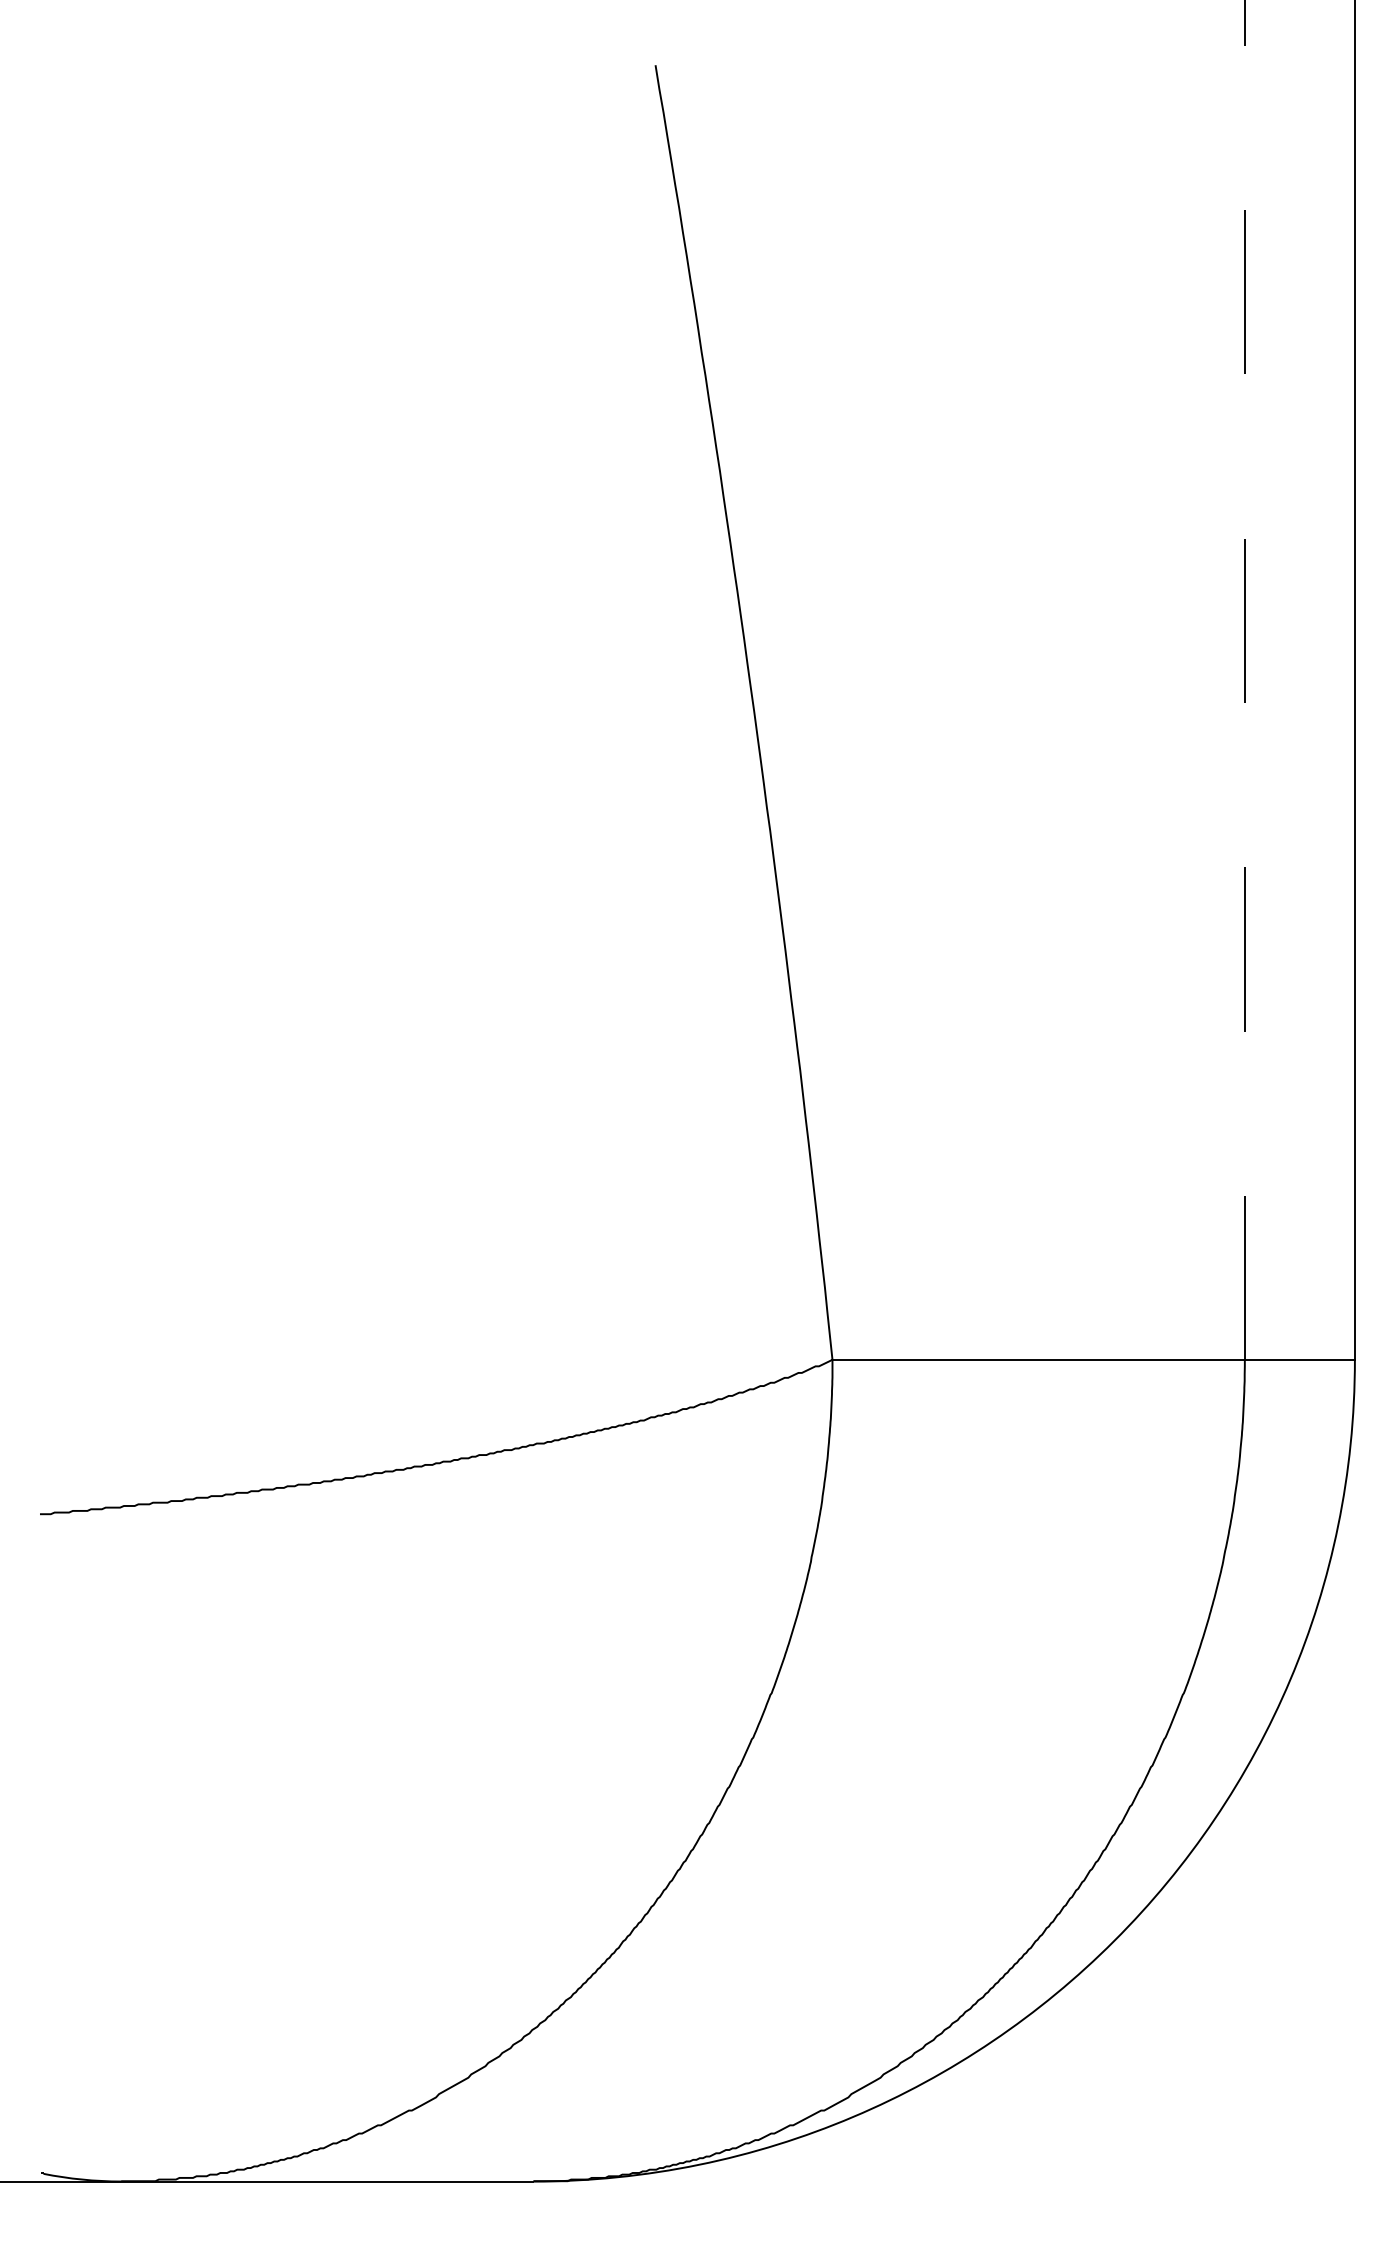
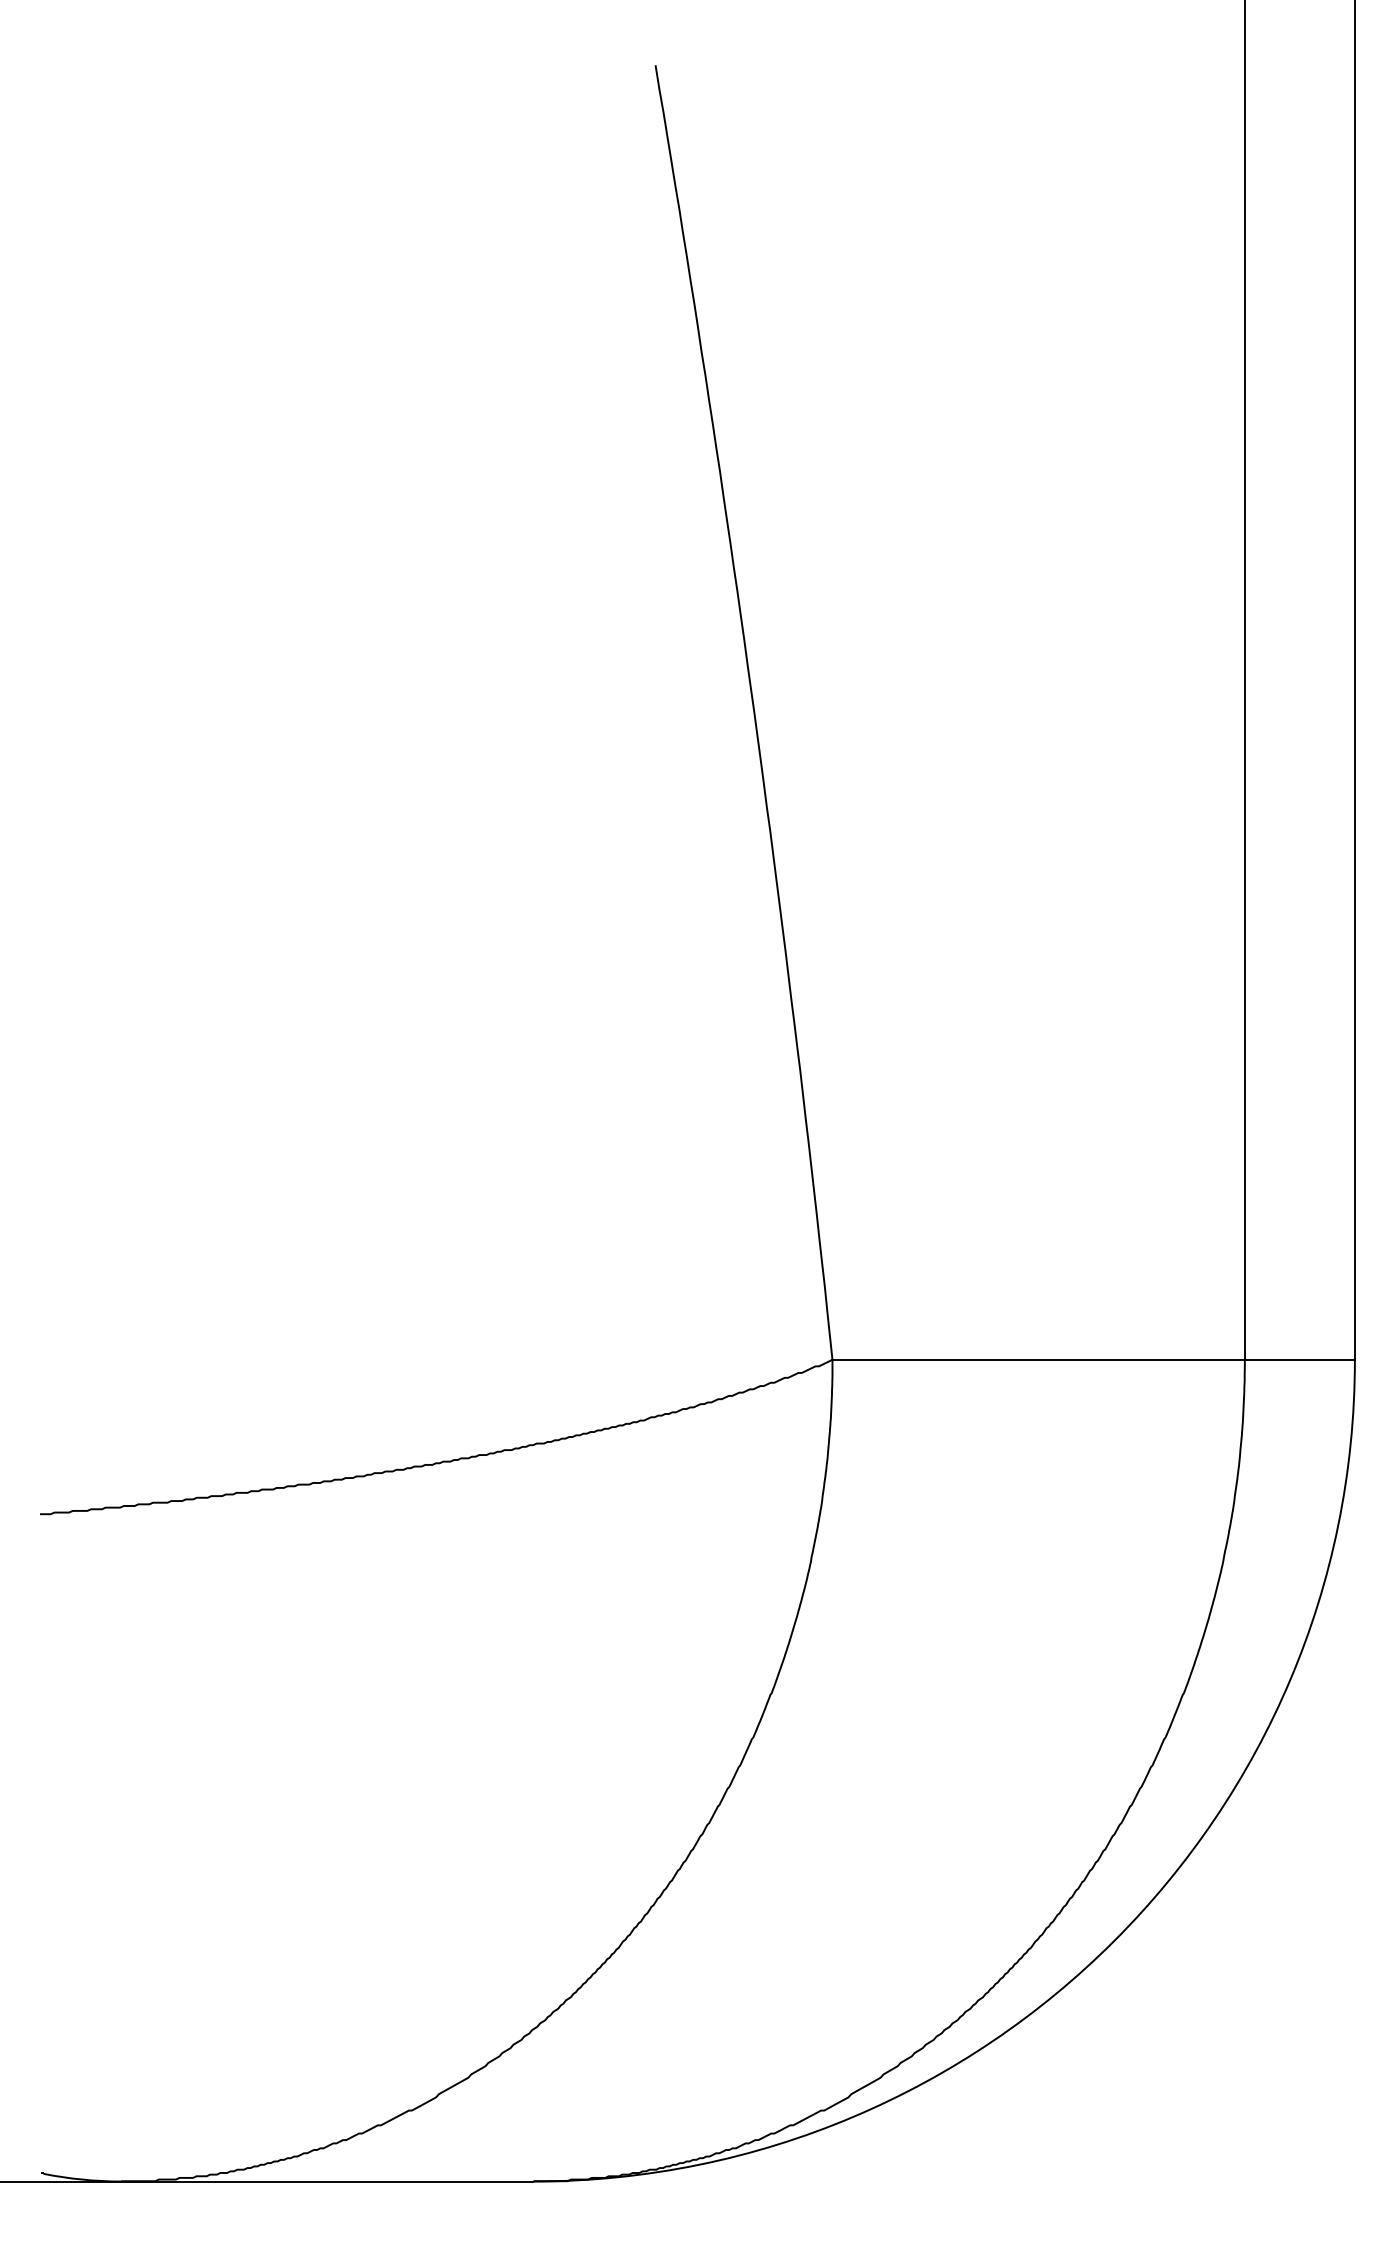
line: dashed -> solid (1244, 680)
